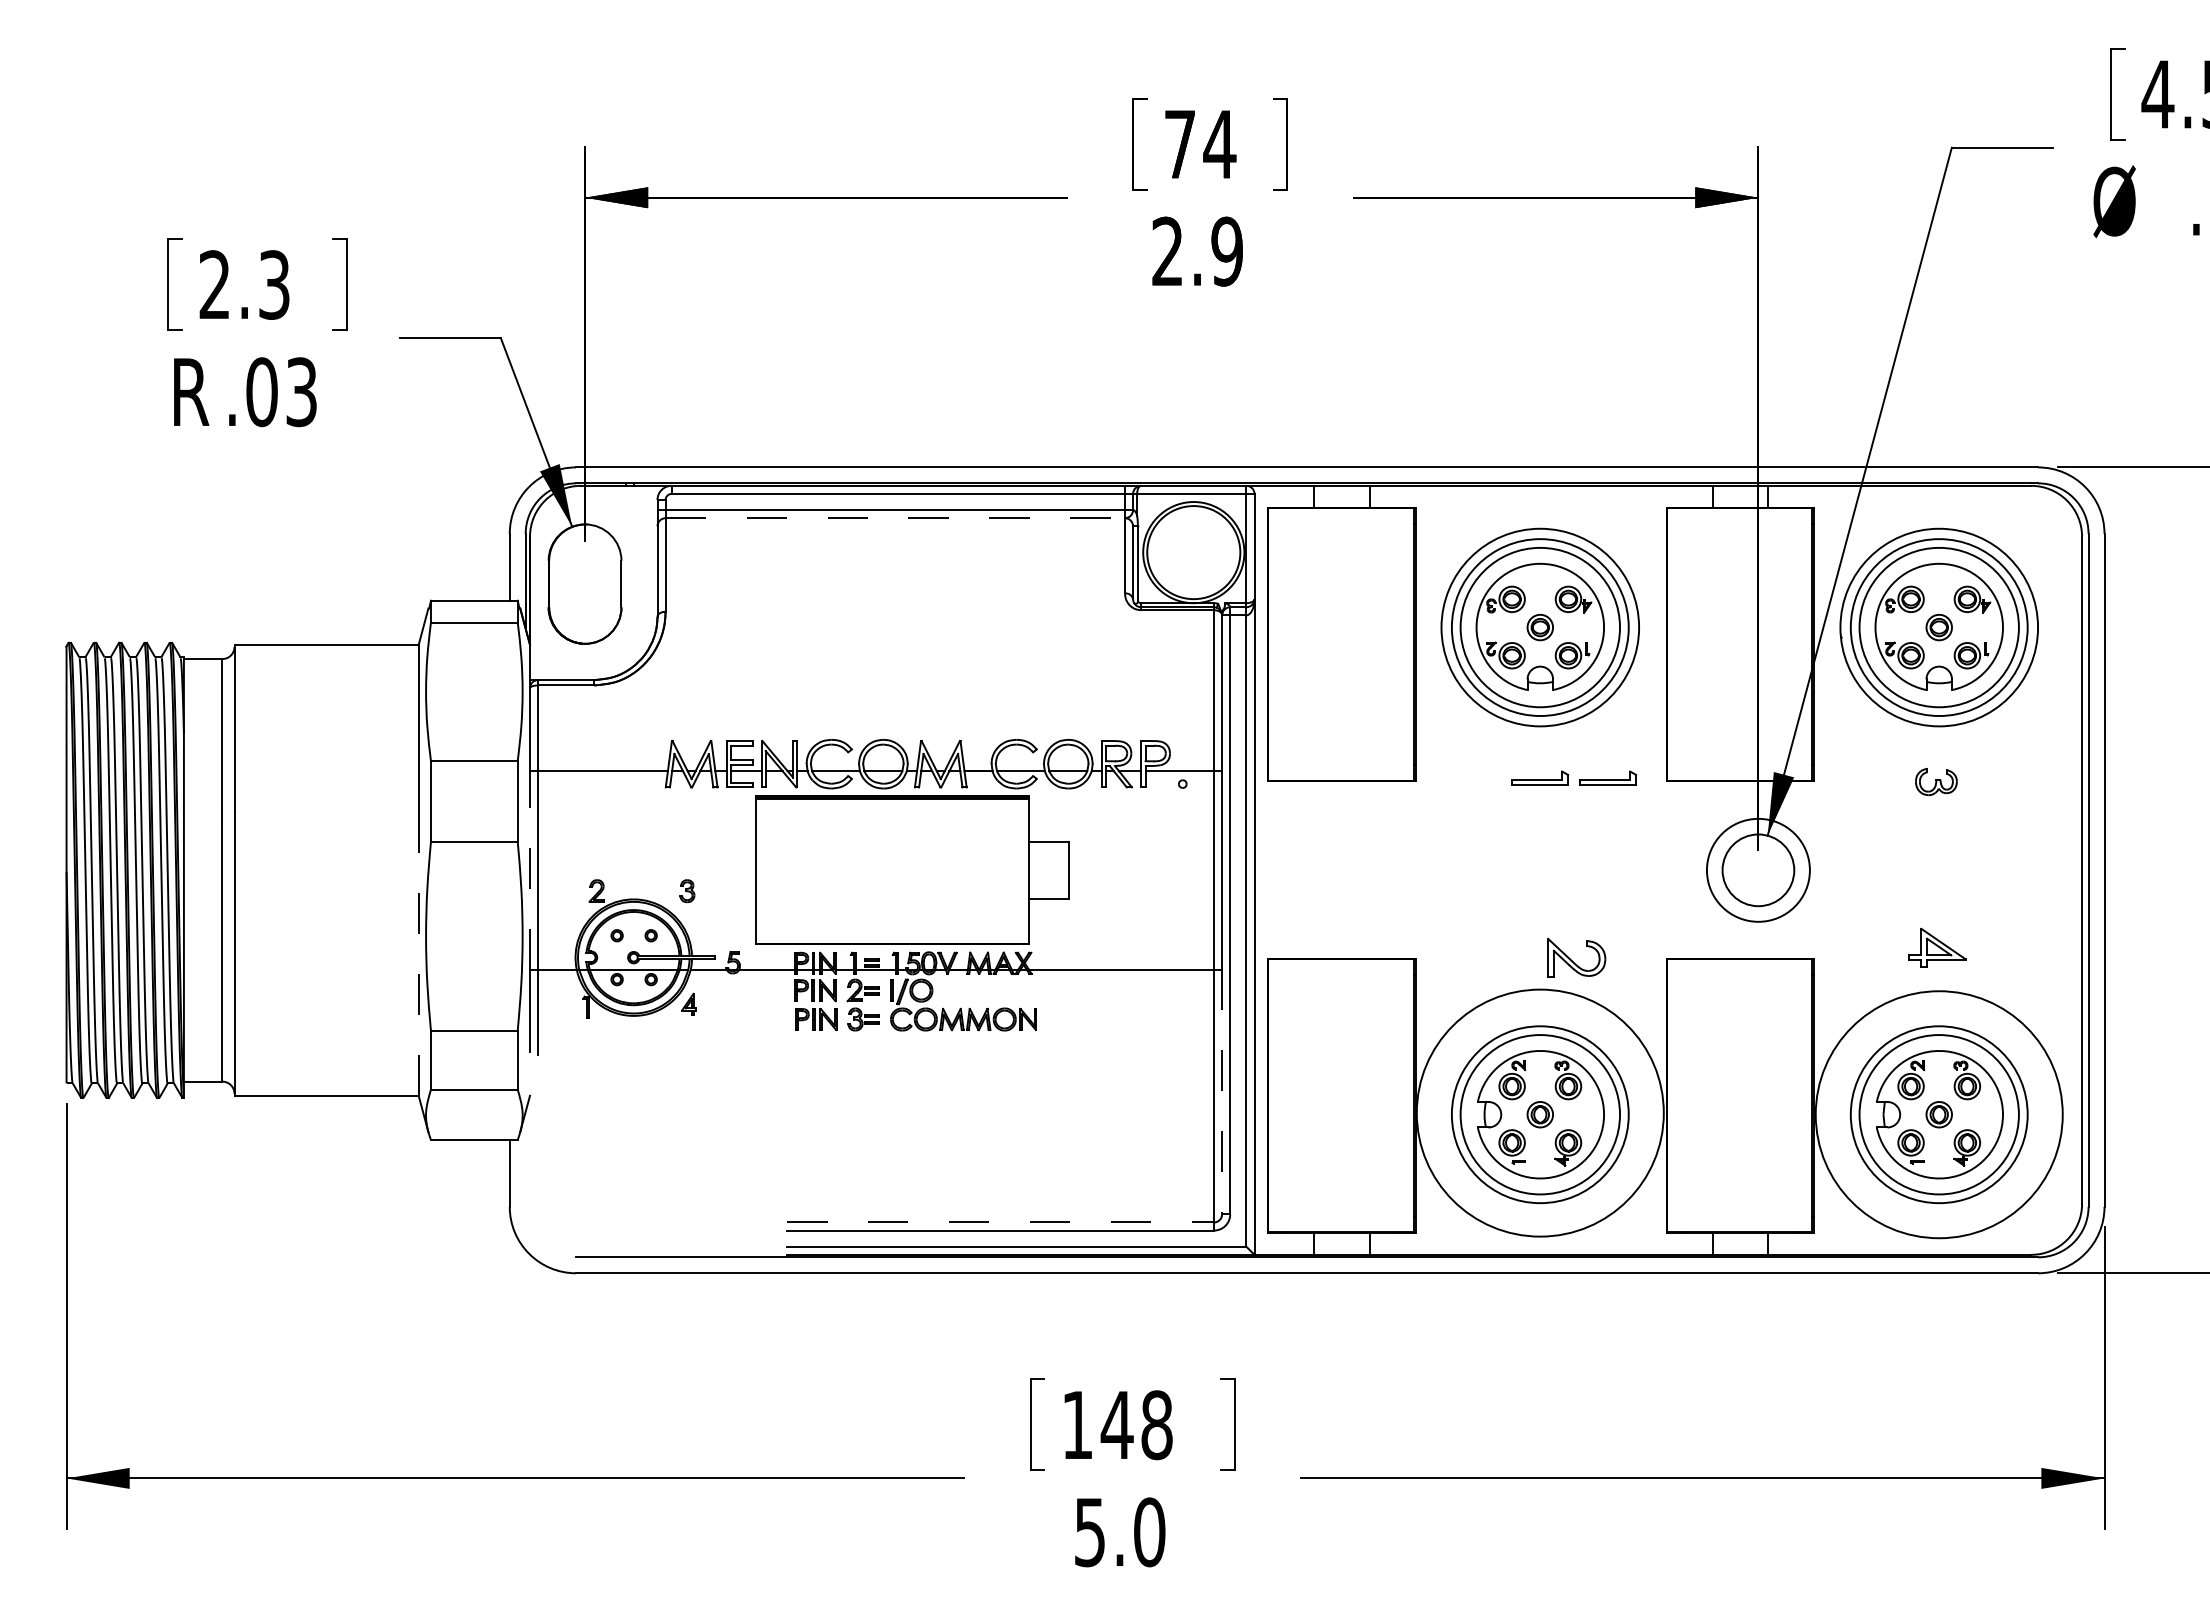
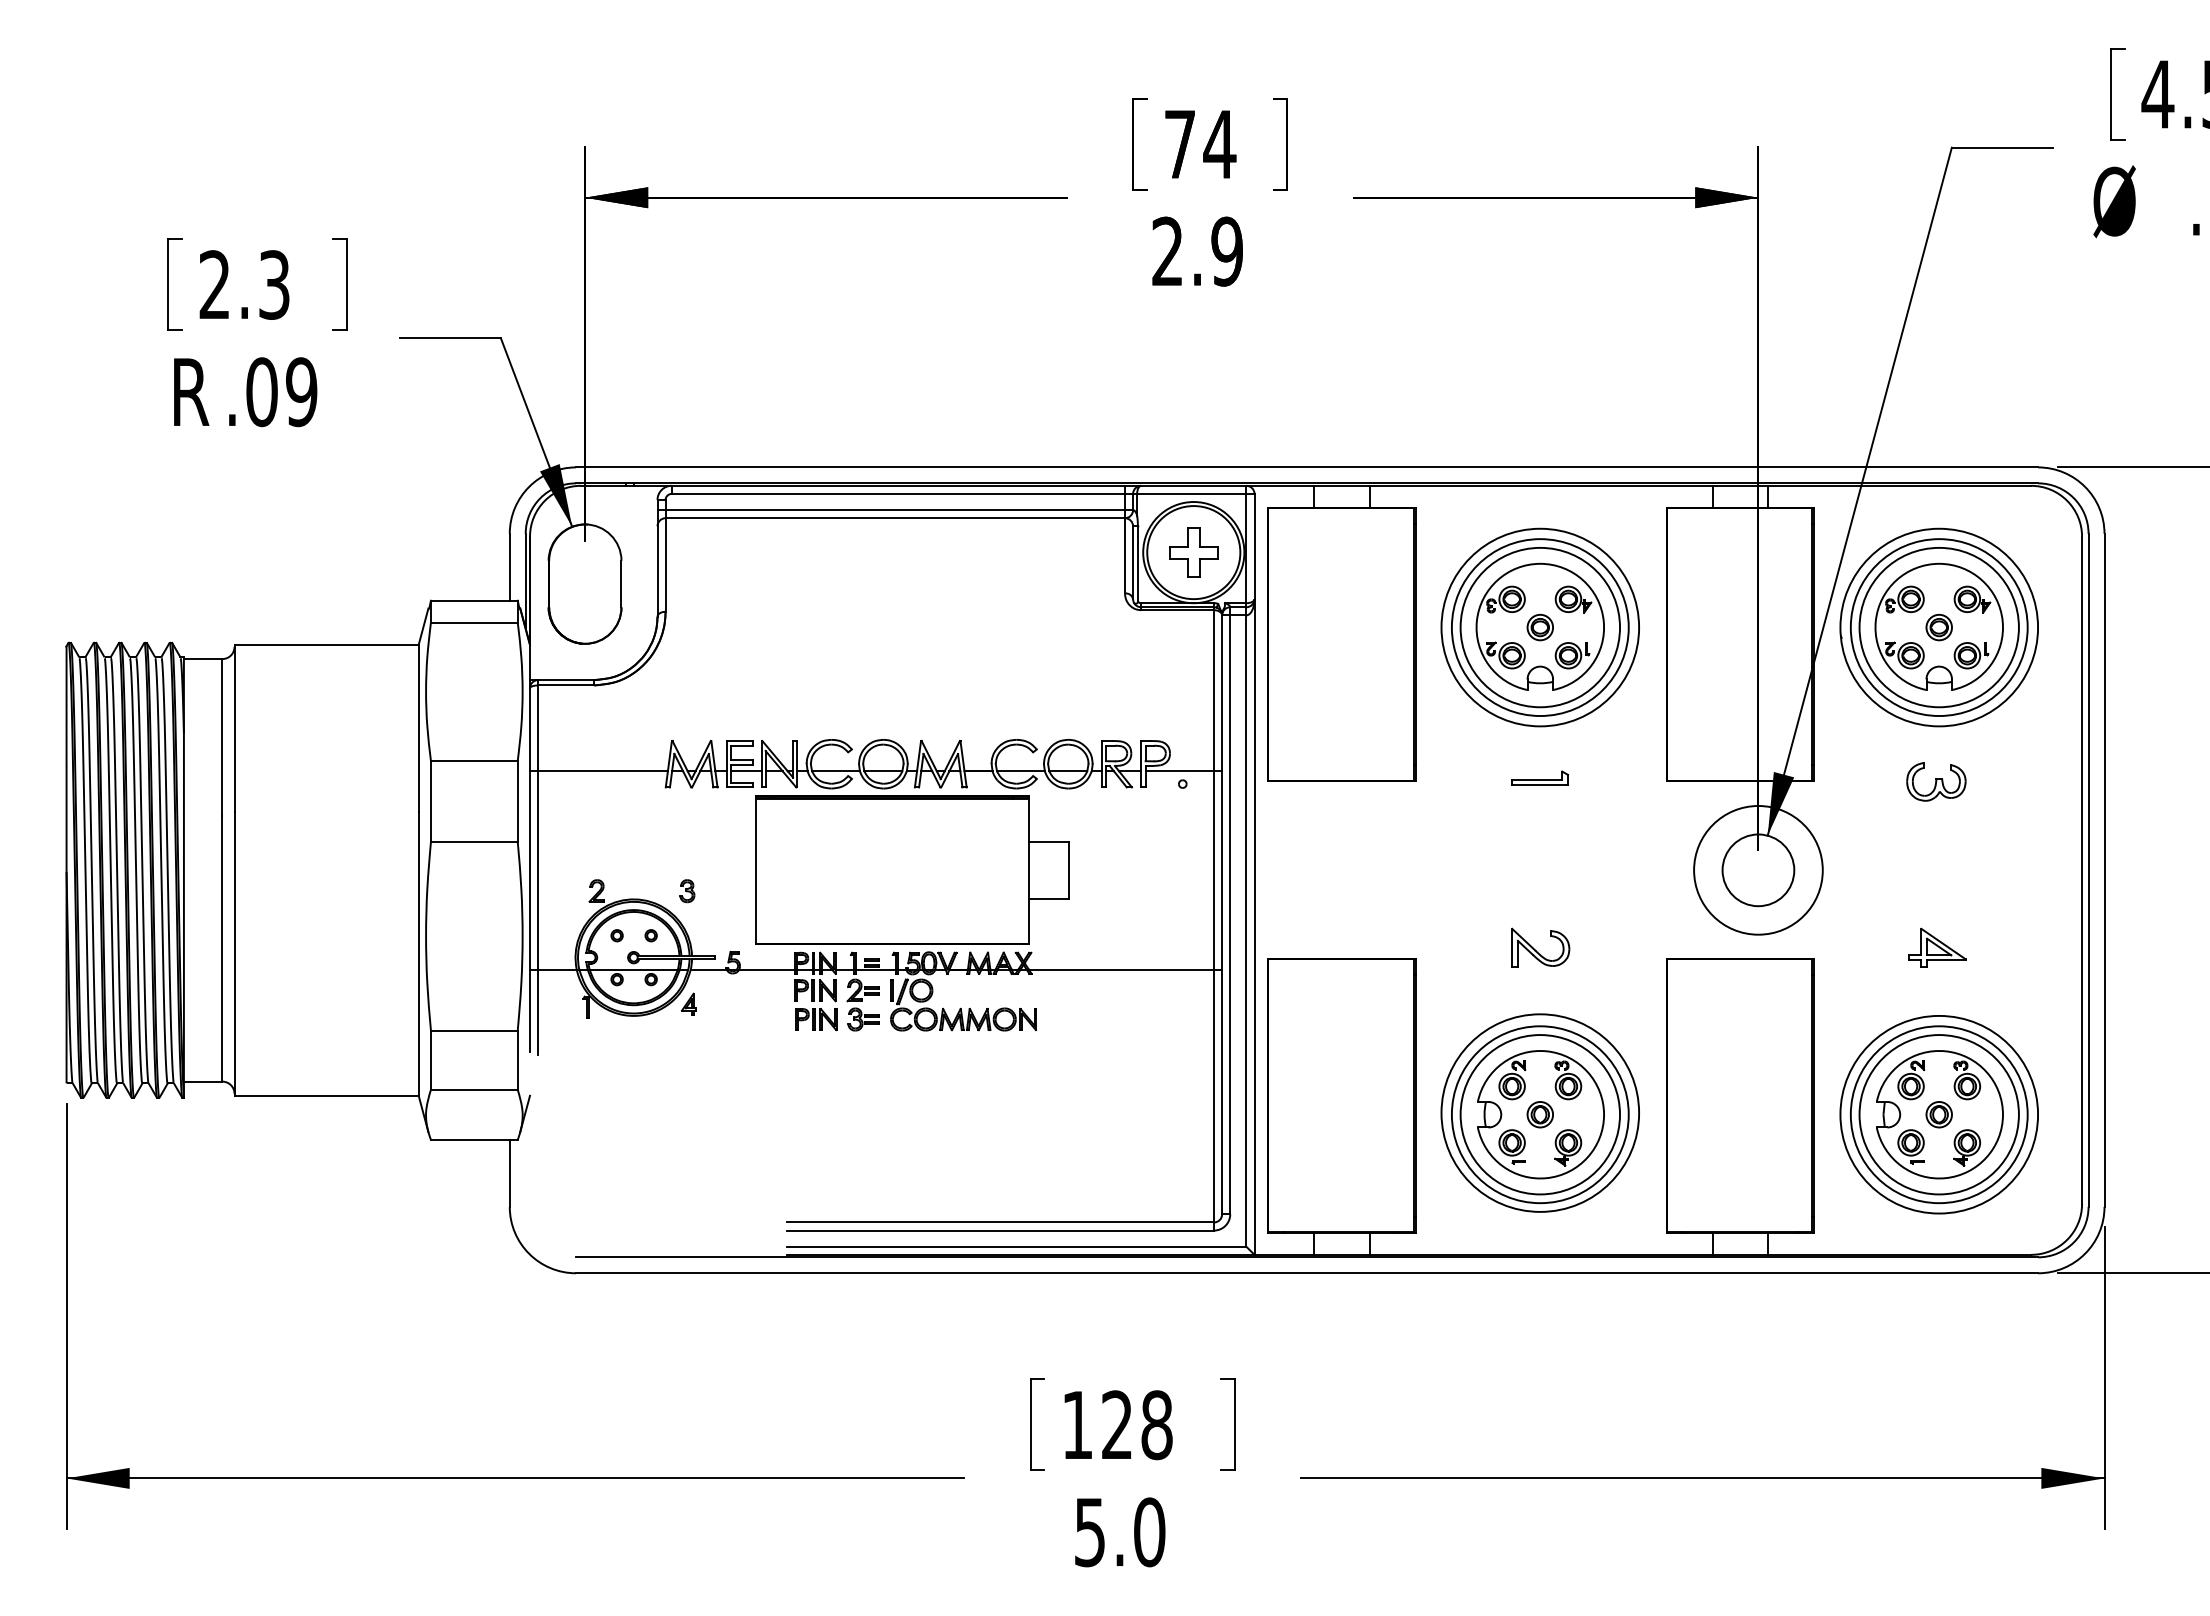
text: .03 -> .09 (301, 391)
line: dashed -> solid (895, 518)
part: none -> present (1193, 552)
part: present -> none (1607, 777)
part size: 43x29 px -> 61x40 px (1936, 781)
line: dashed -> solid (530, 869)
circle diameter: 103 px -> 129 px (1758, 869)
line: dashed -> solid (418, 954)
part position: (1576, 957) -> (1540, 947) (1540, 947)
line: dashed -> solid (1222, 1092)
circle diameter: 247 px -> 198 px (1540, 1112)
circle diameter: 247 px -> 198 px (1939, 1114)
line: dashed -> solid (1000, 1222)
text: 148 -> 128 (1116, 1424)
